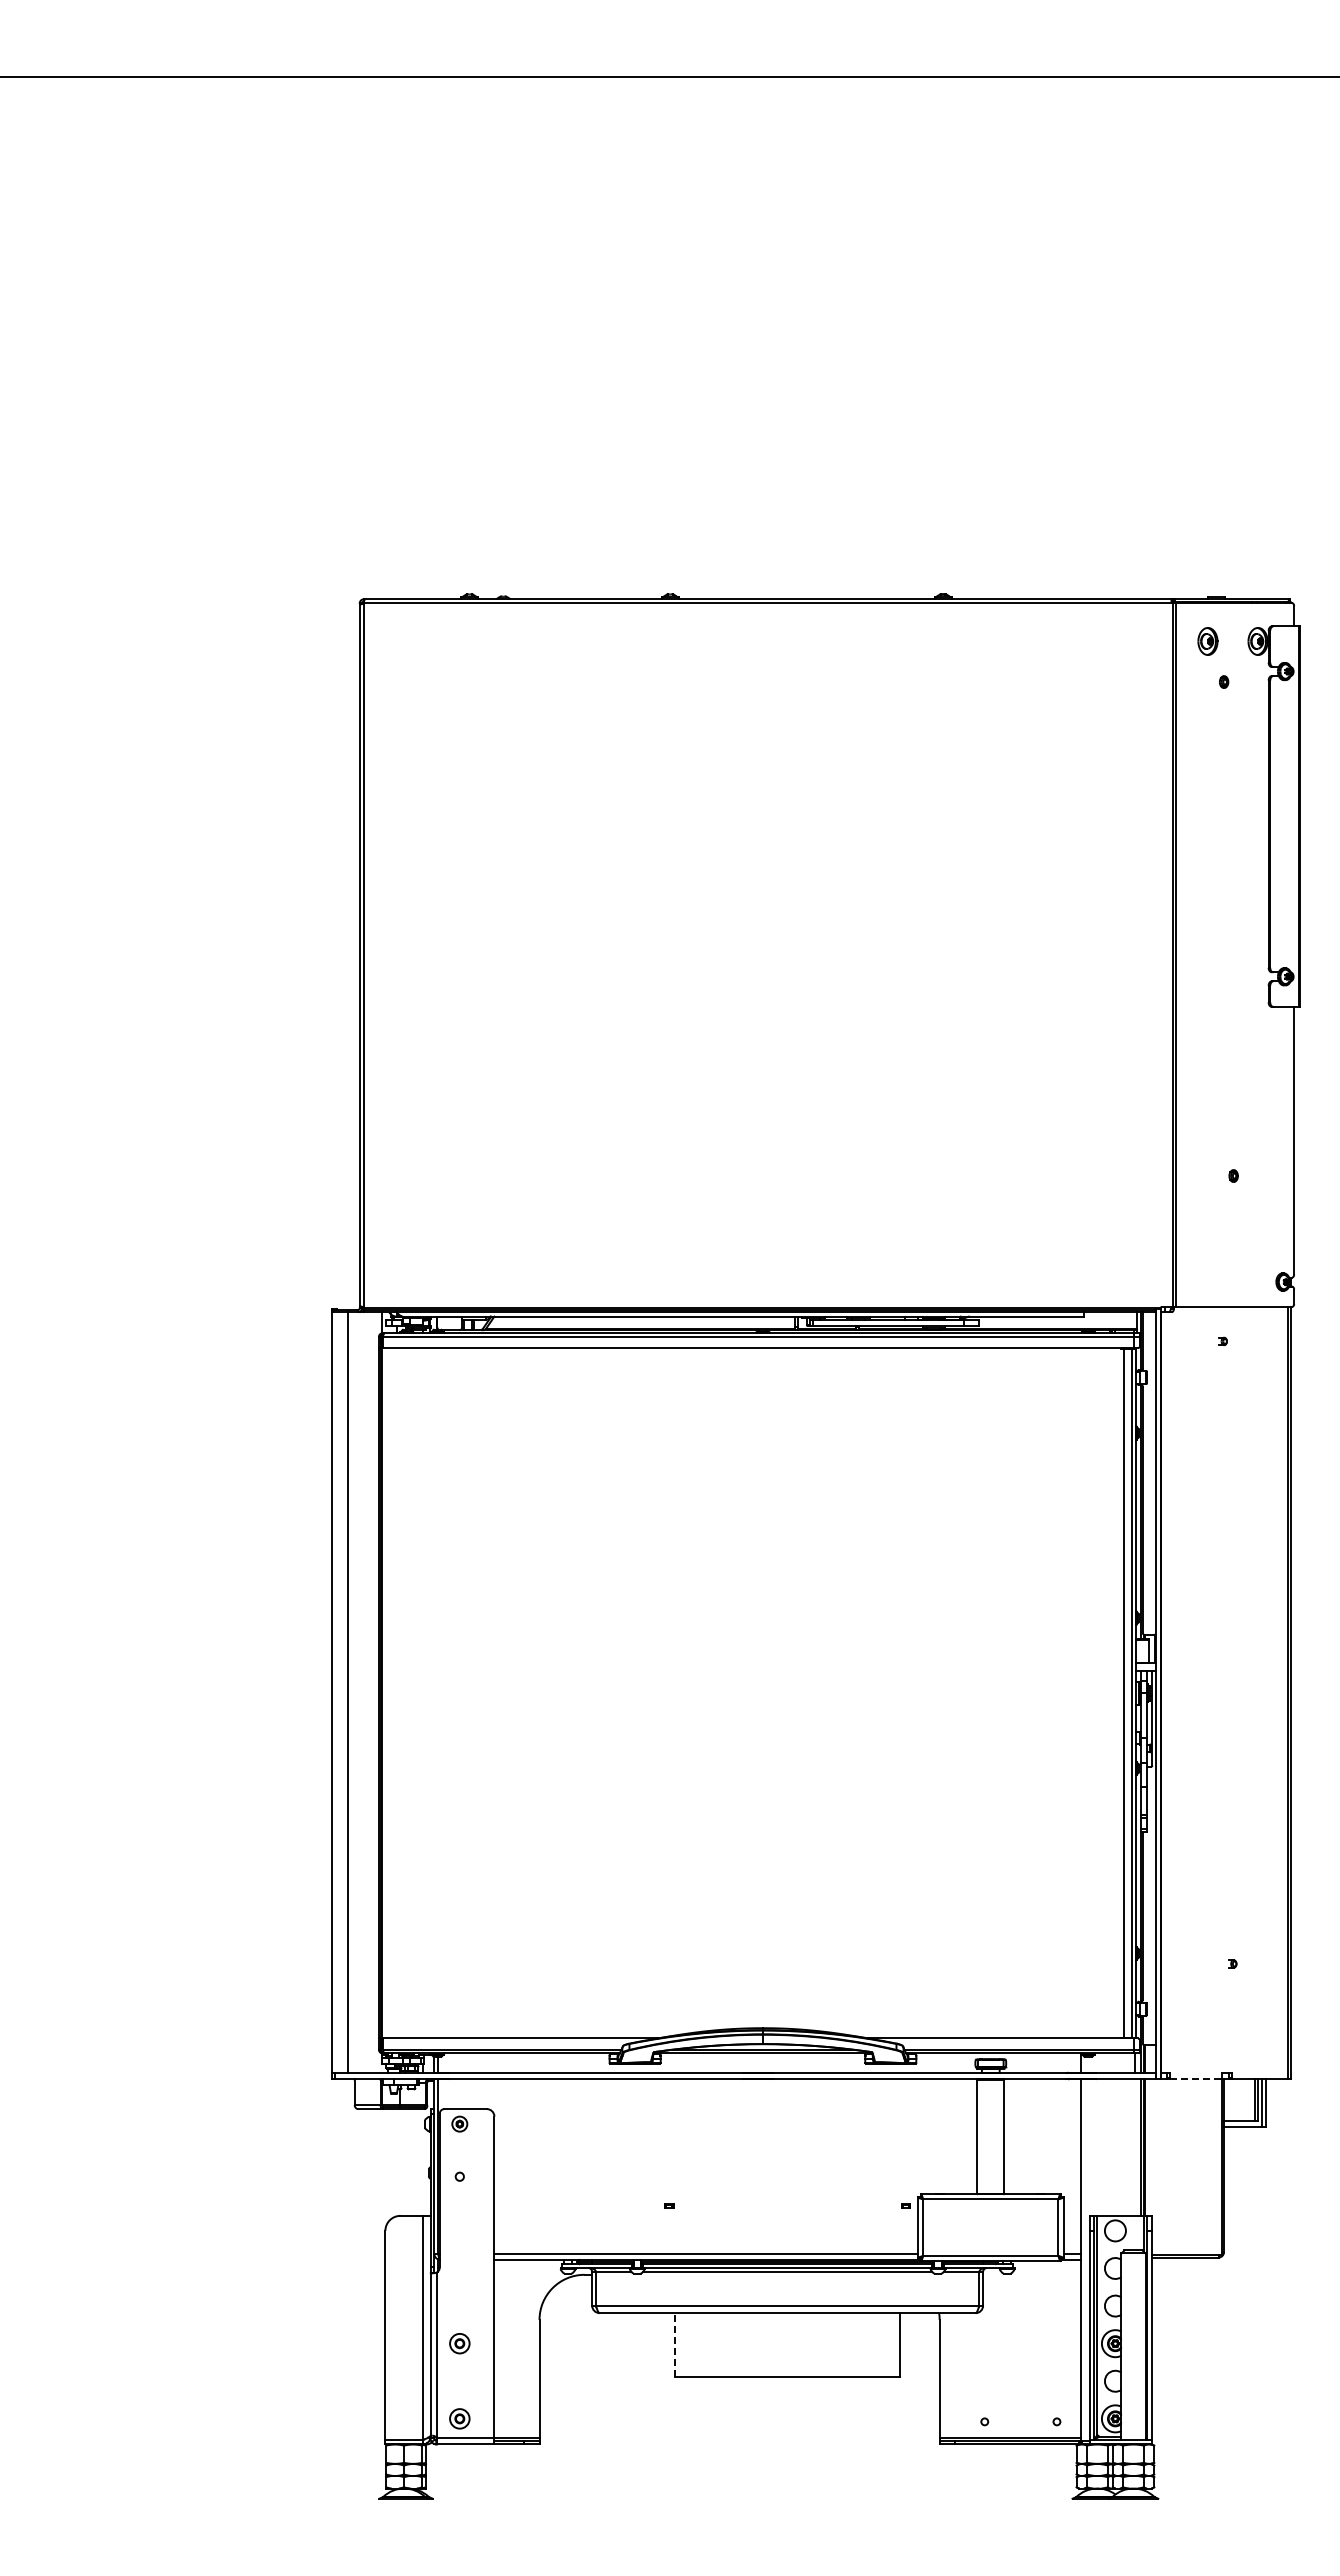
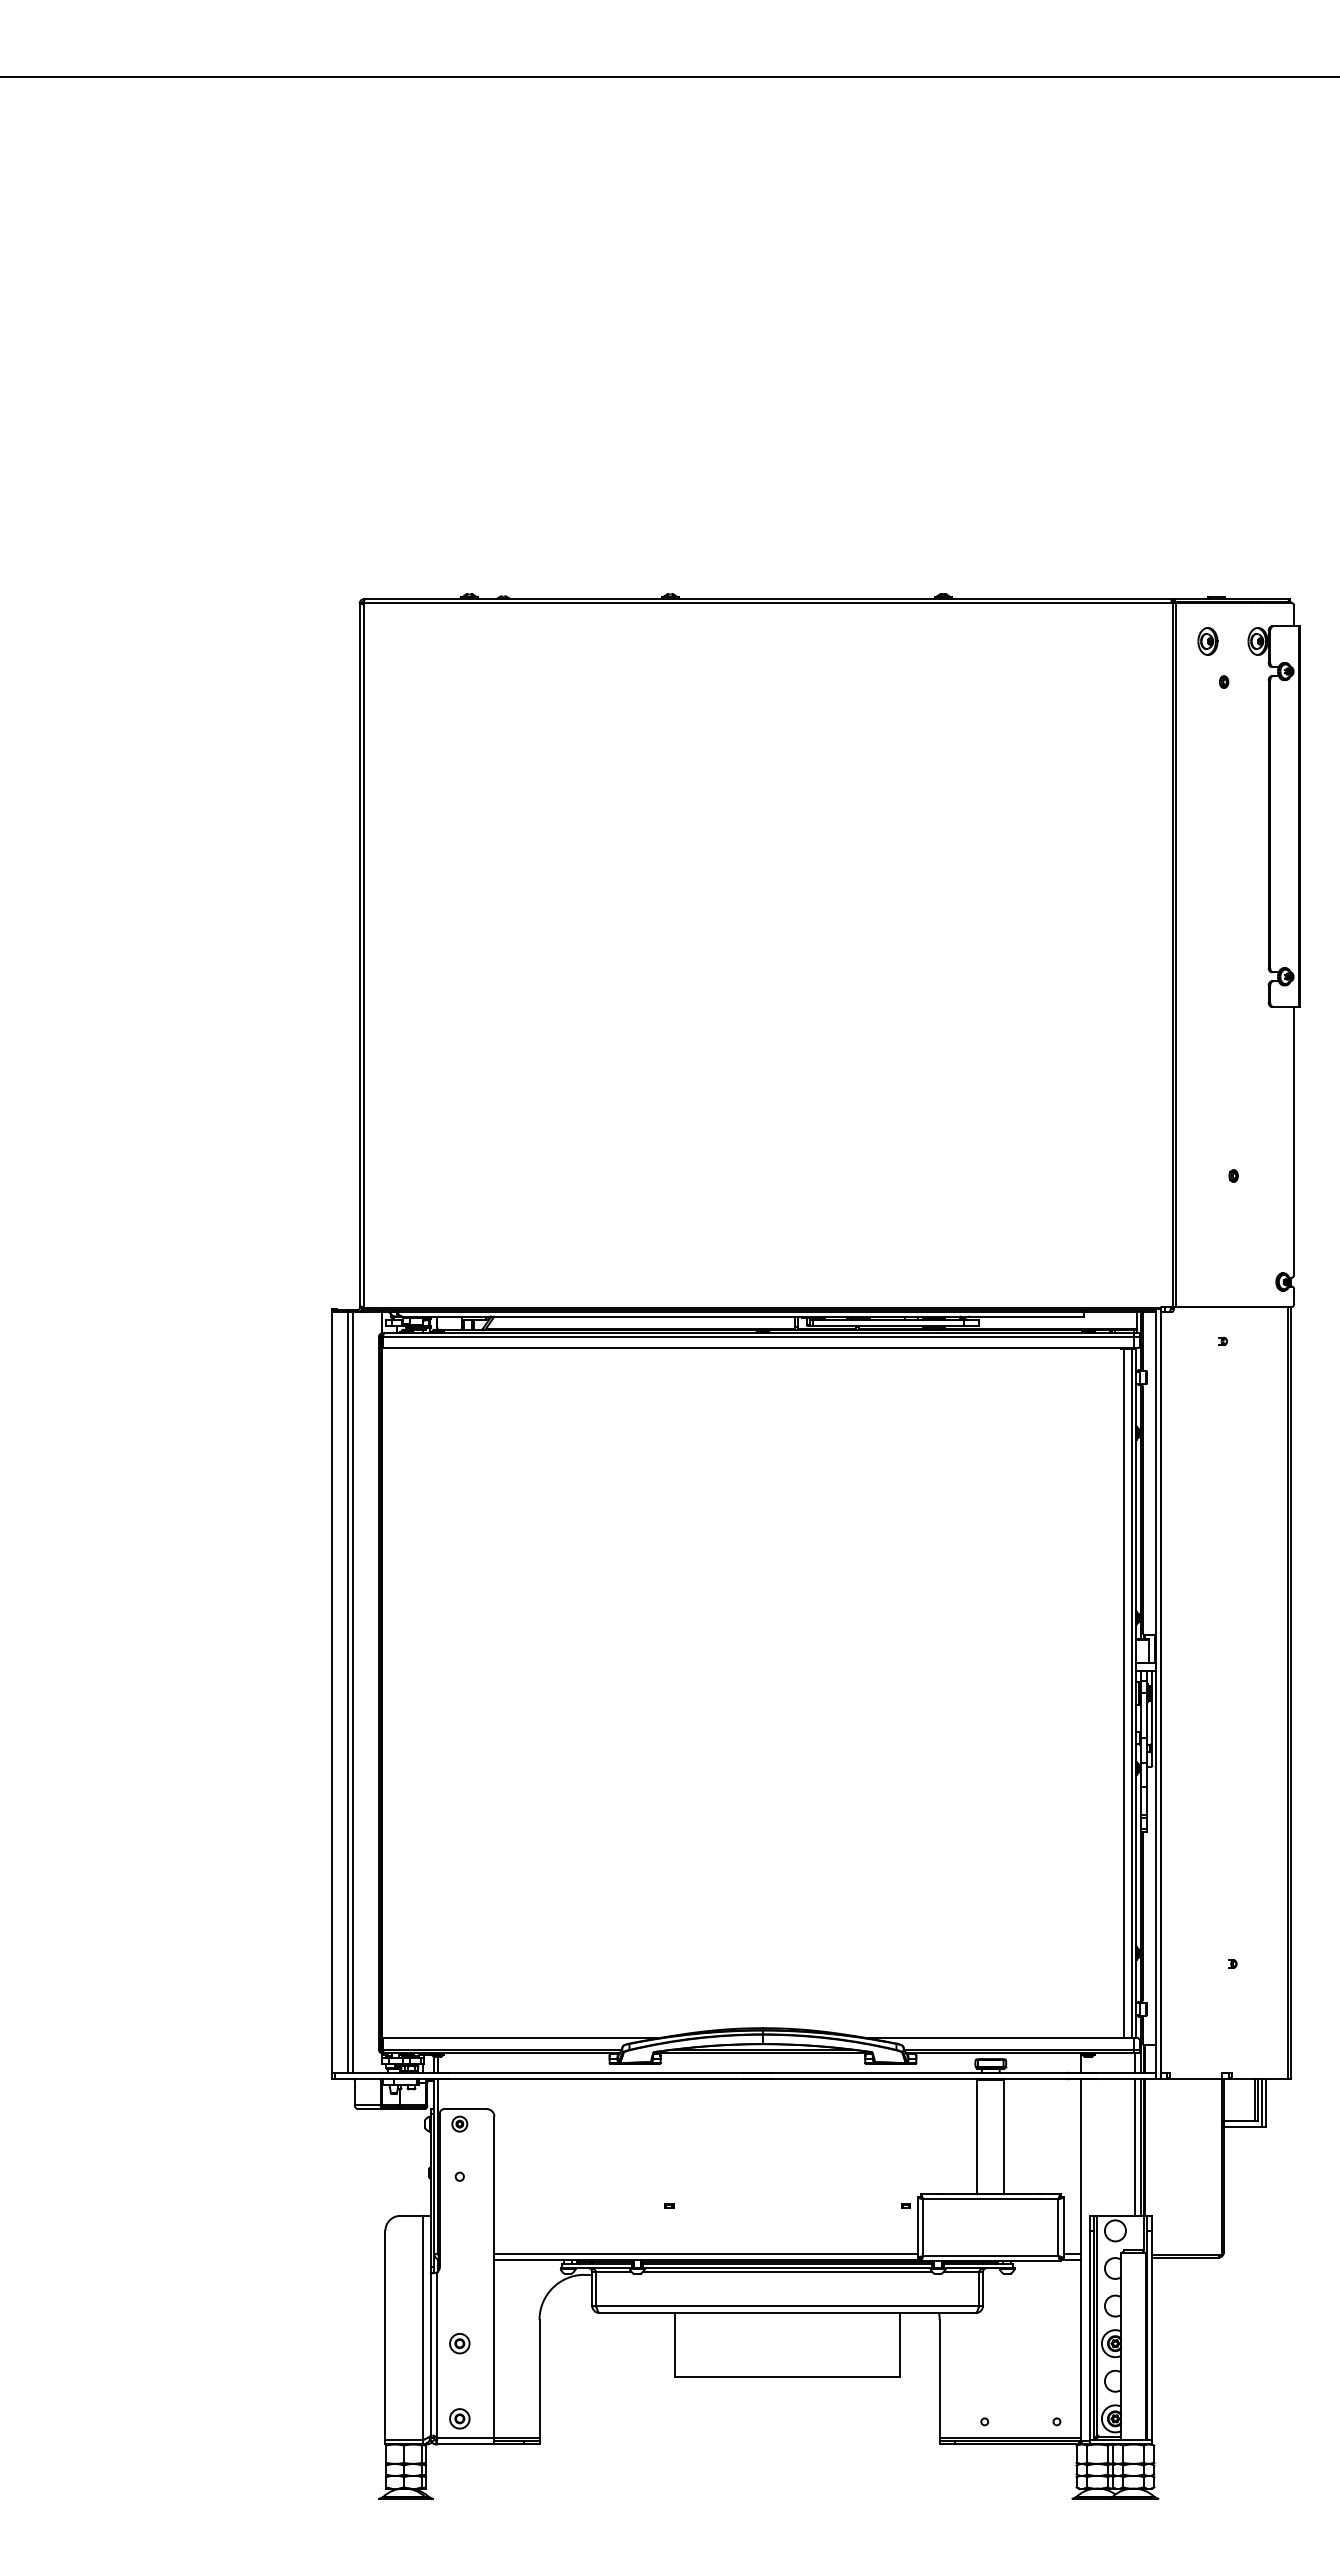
line: none -> present (352, 1692)
line: dashed -> solid (1195, 2079)
line: none -> present (1134, 2147)
line: dashed -> solid (674, 2345)
